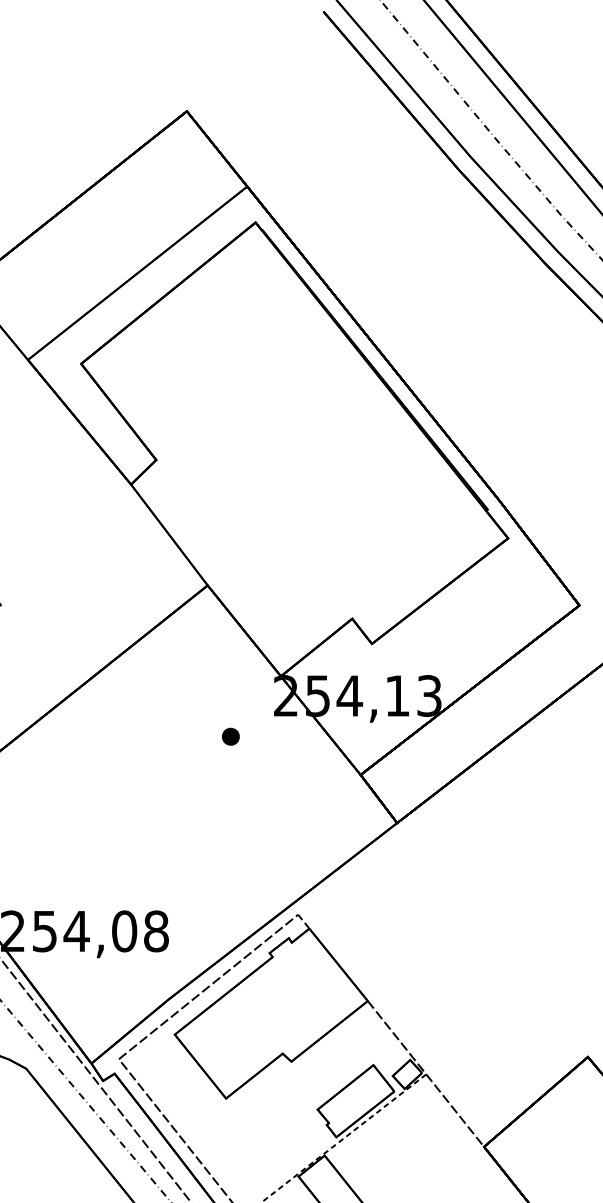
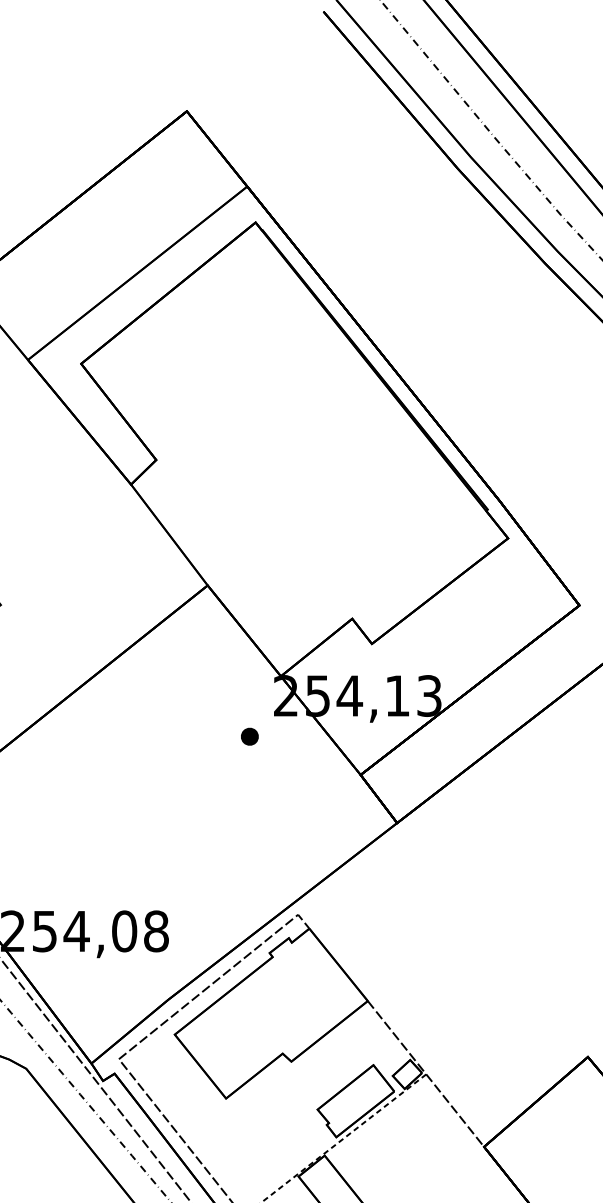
part position: (230, 736) -> (249, 736) (249, 736)
